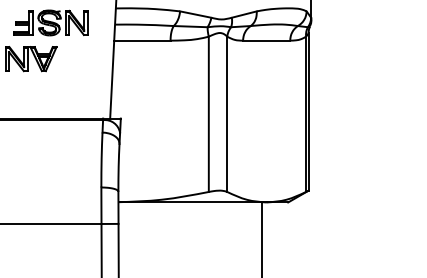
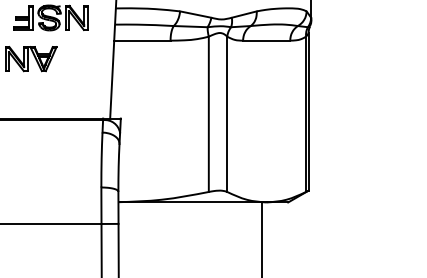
part position: (50, 22) -> (50, 17) (50, 17)
